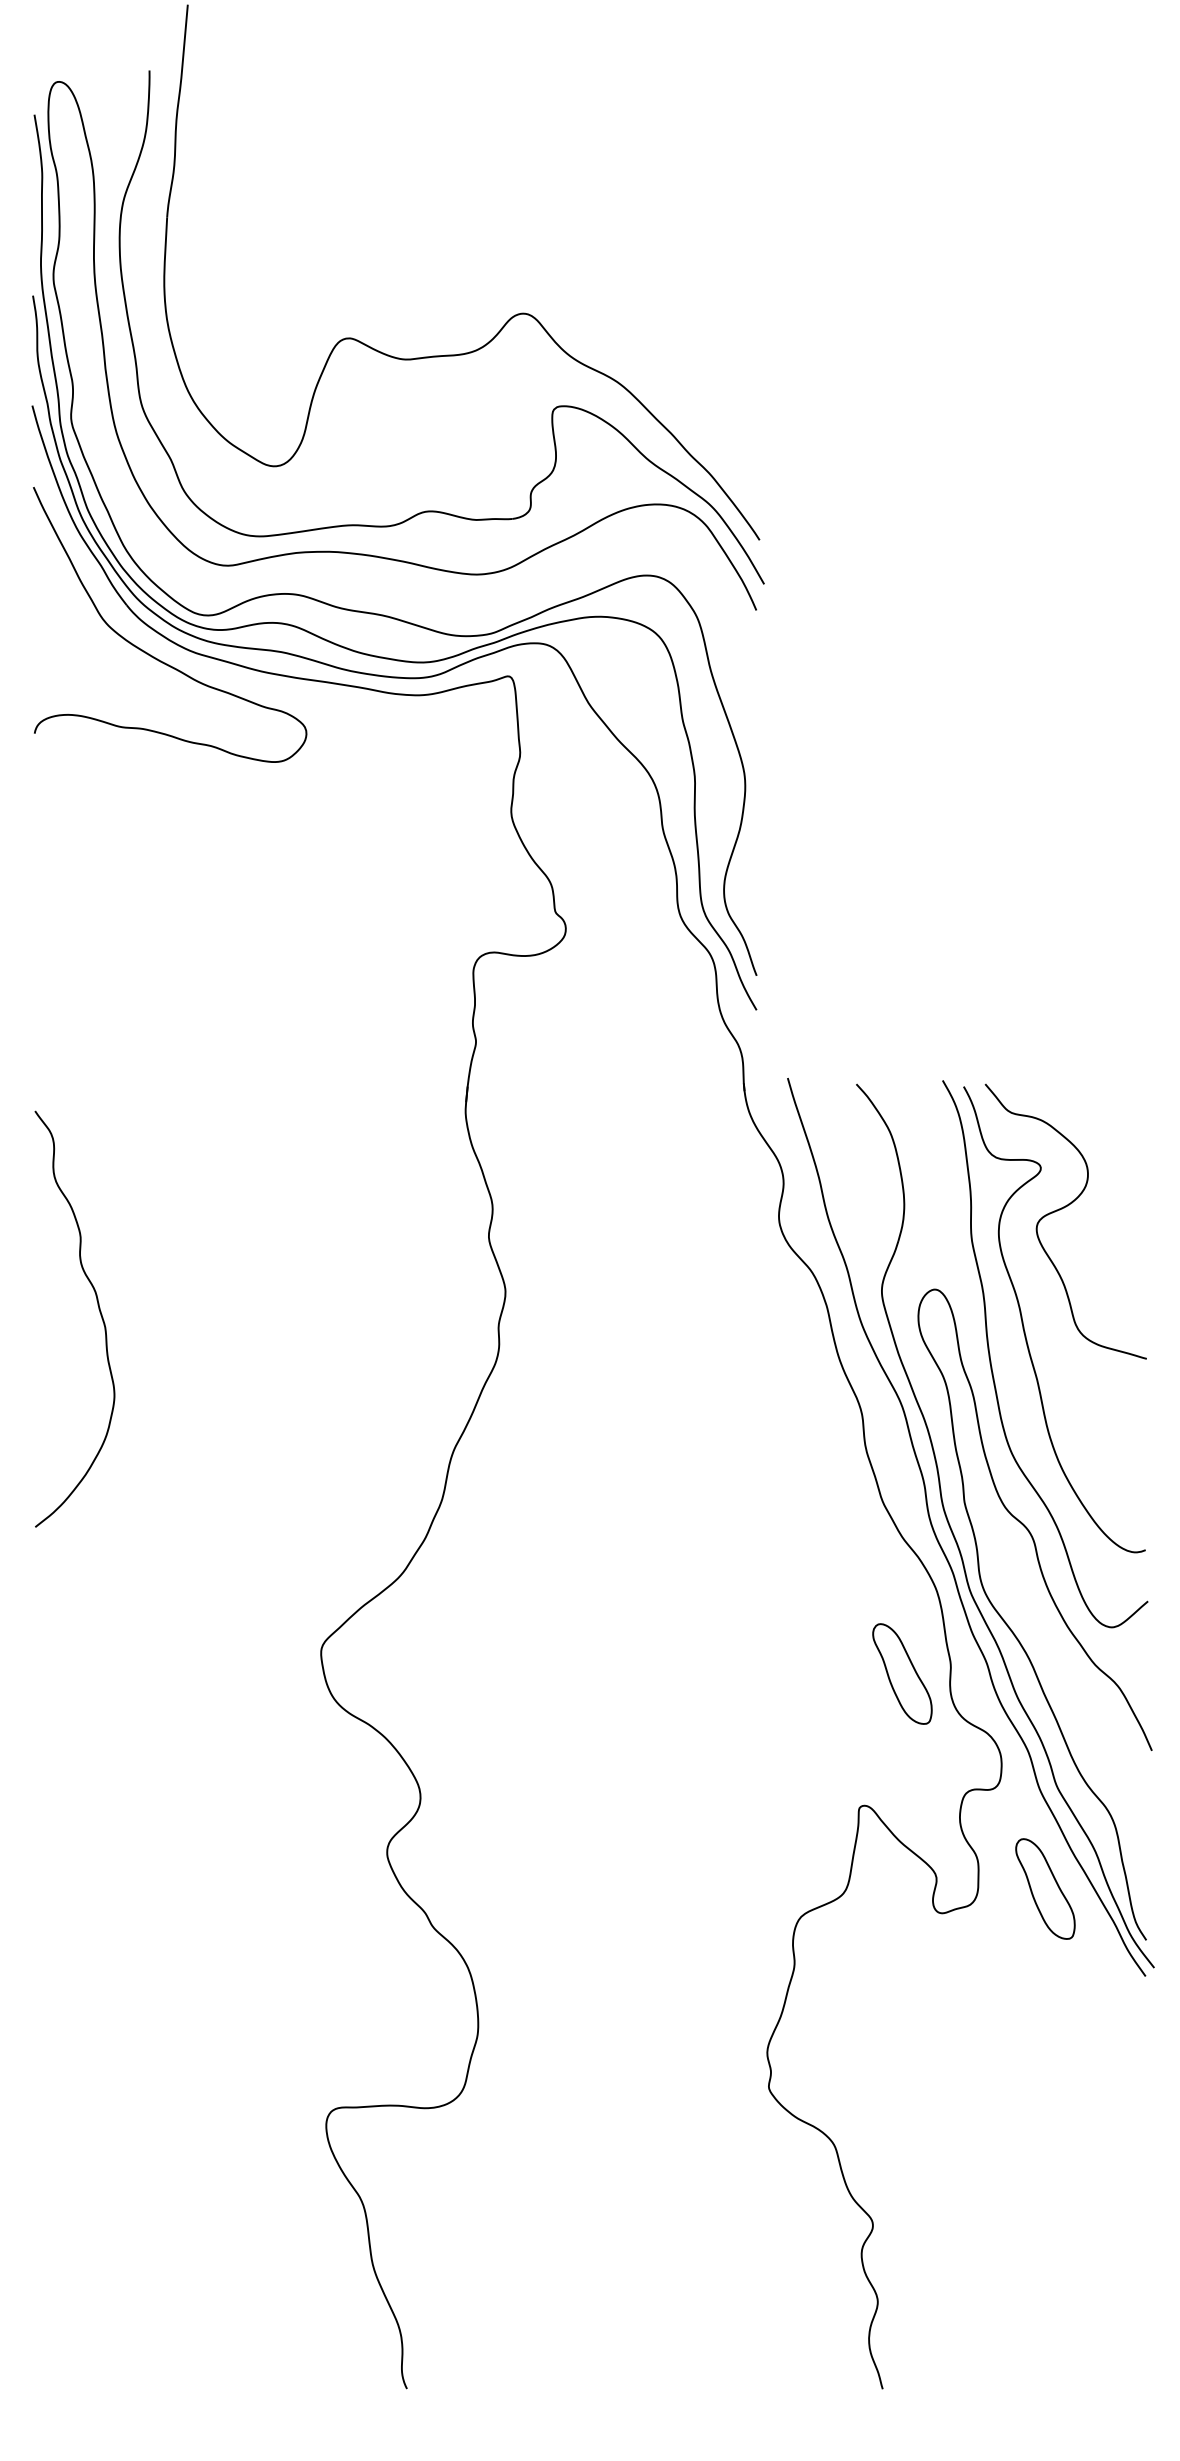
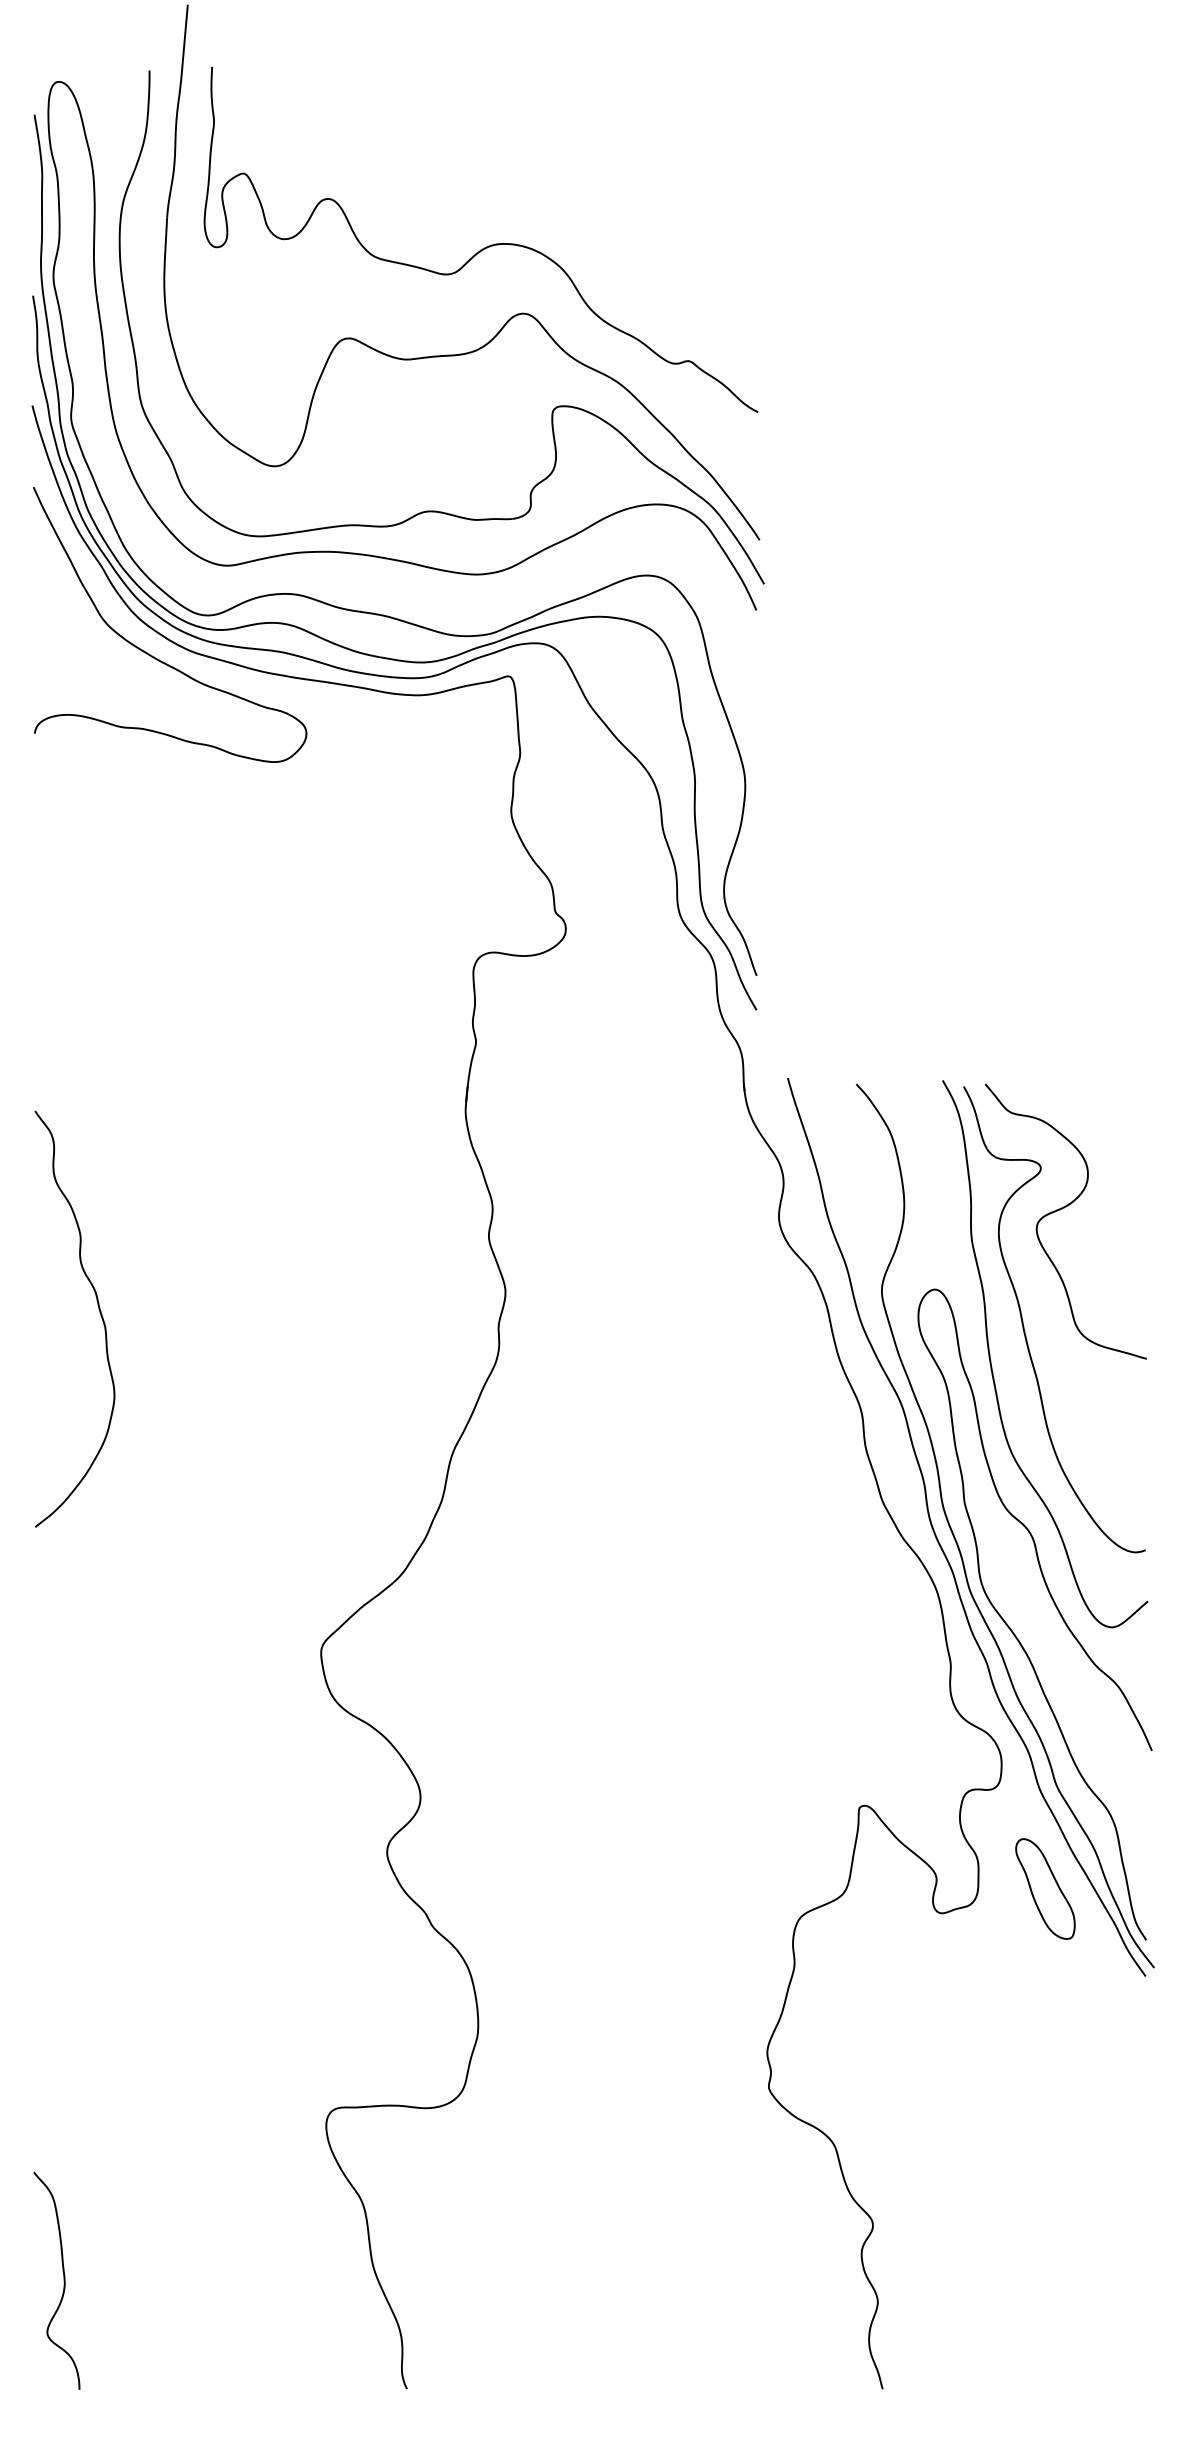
curve: none -> present (484, 247)
part: present -> none (902, 1673)
curve: none -> present (63, 2280)
